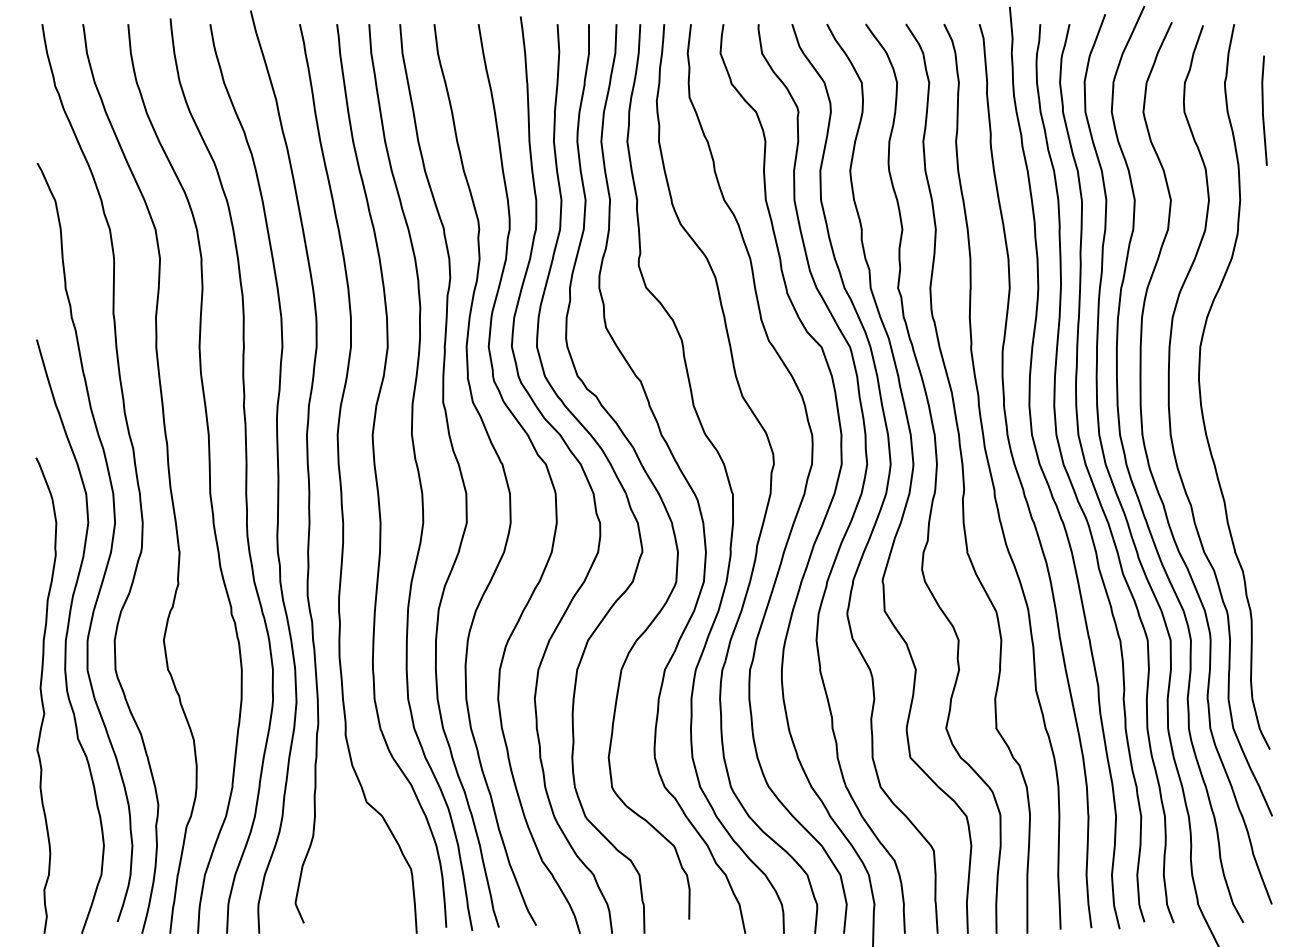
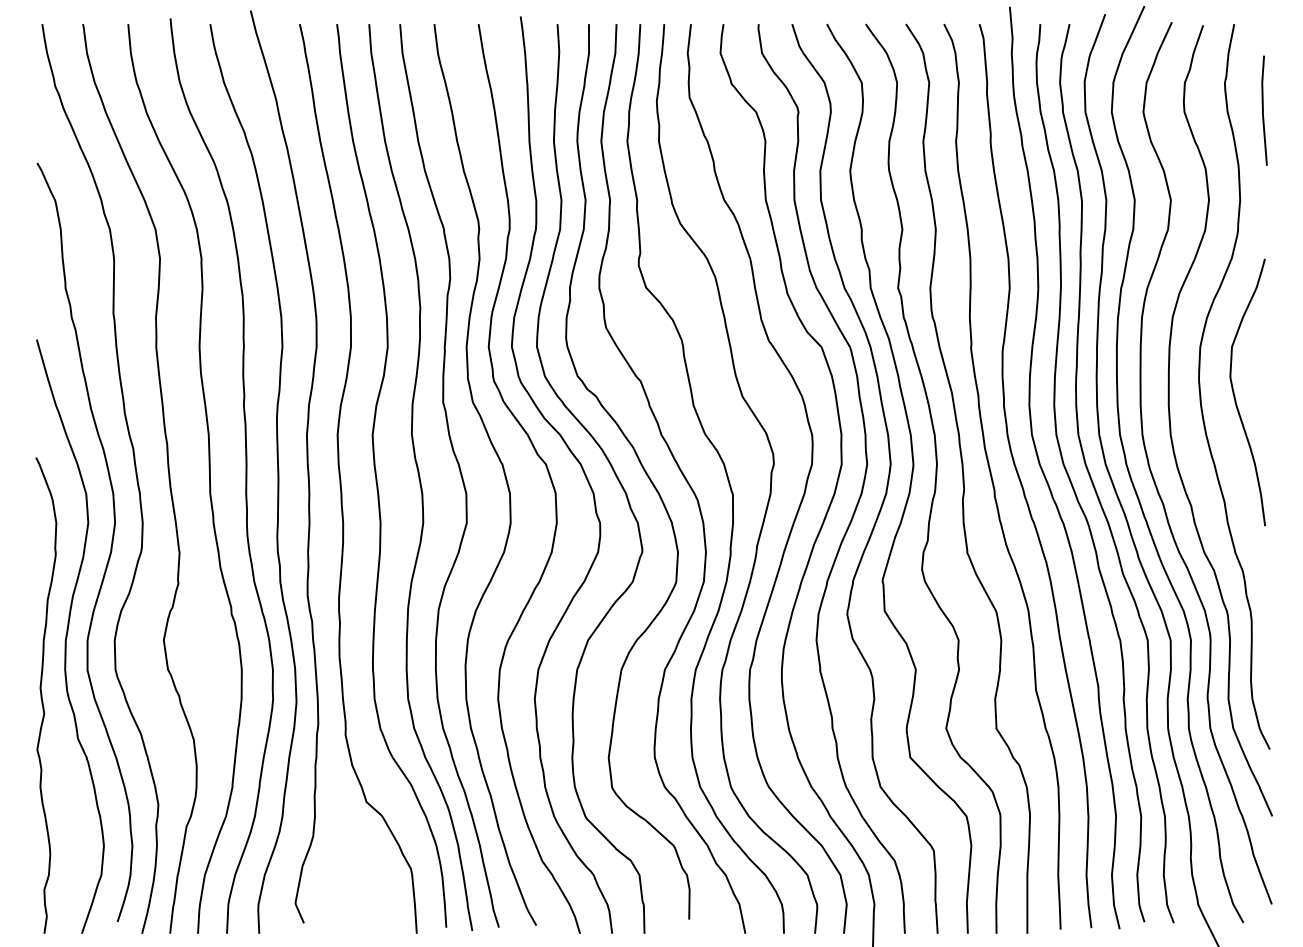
curve: none -> present (1235, 396)
